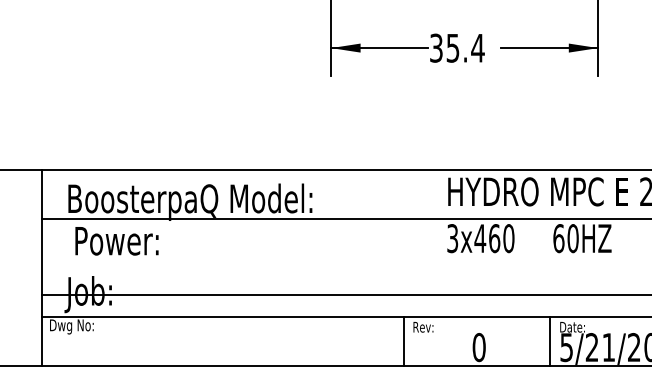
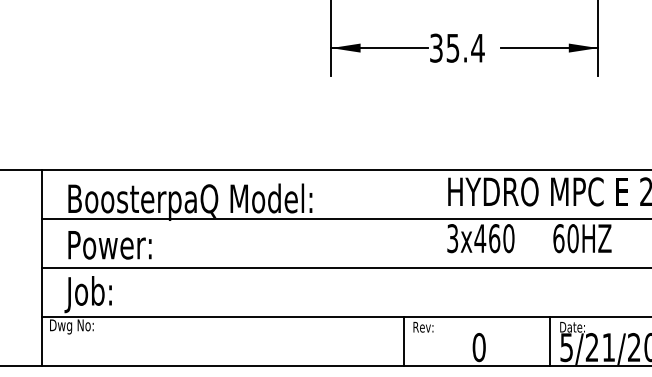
text position: (116, 241) -> (109, 245) (109, 245)
line position: (345, 294) -> (345, 267) (345, 267)
